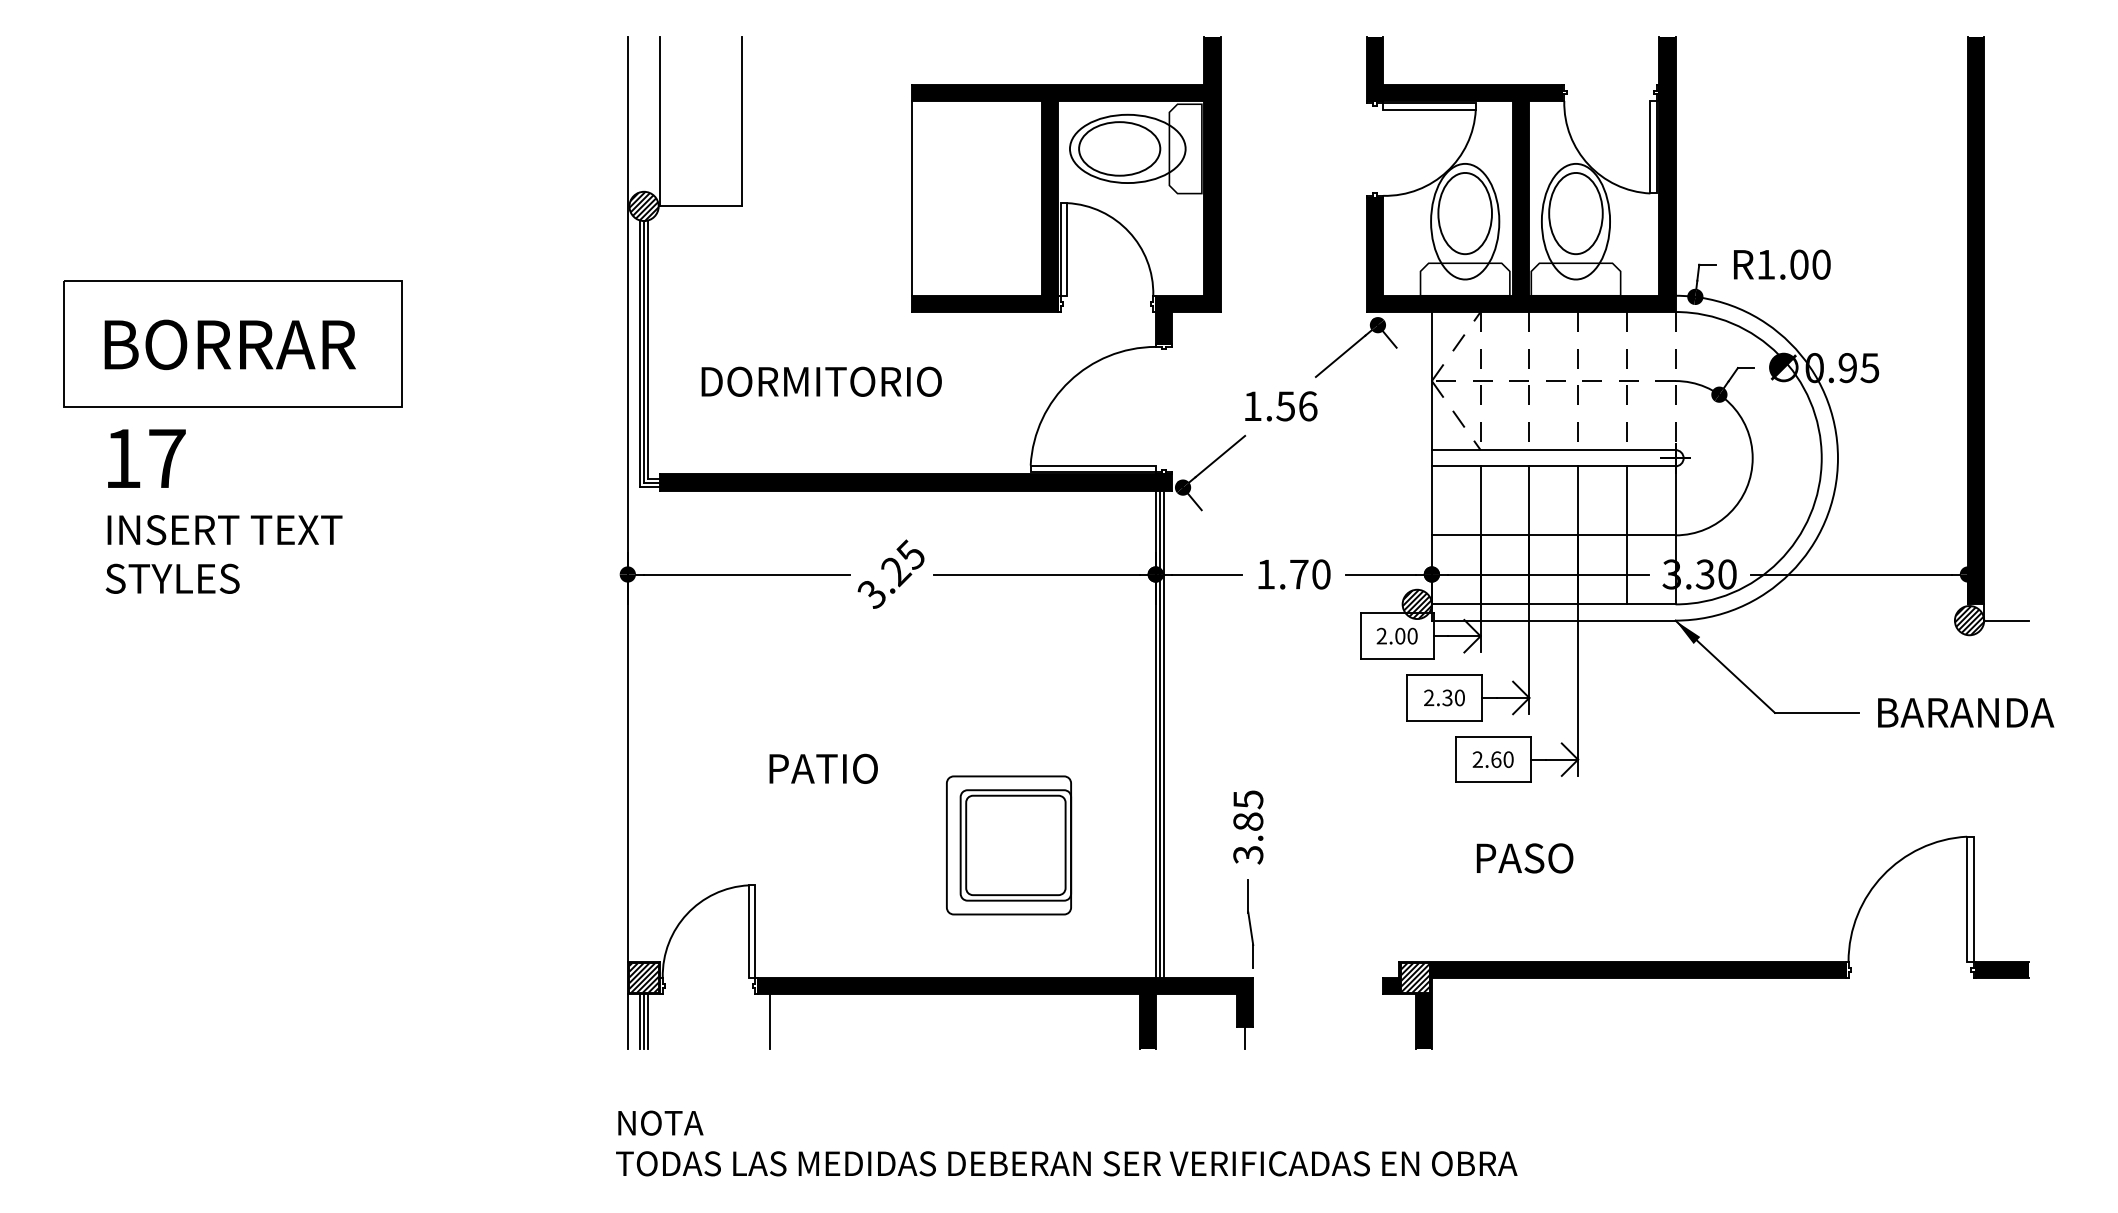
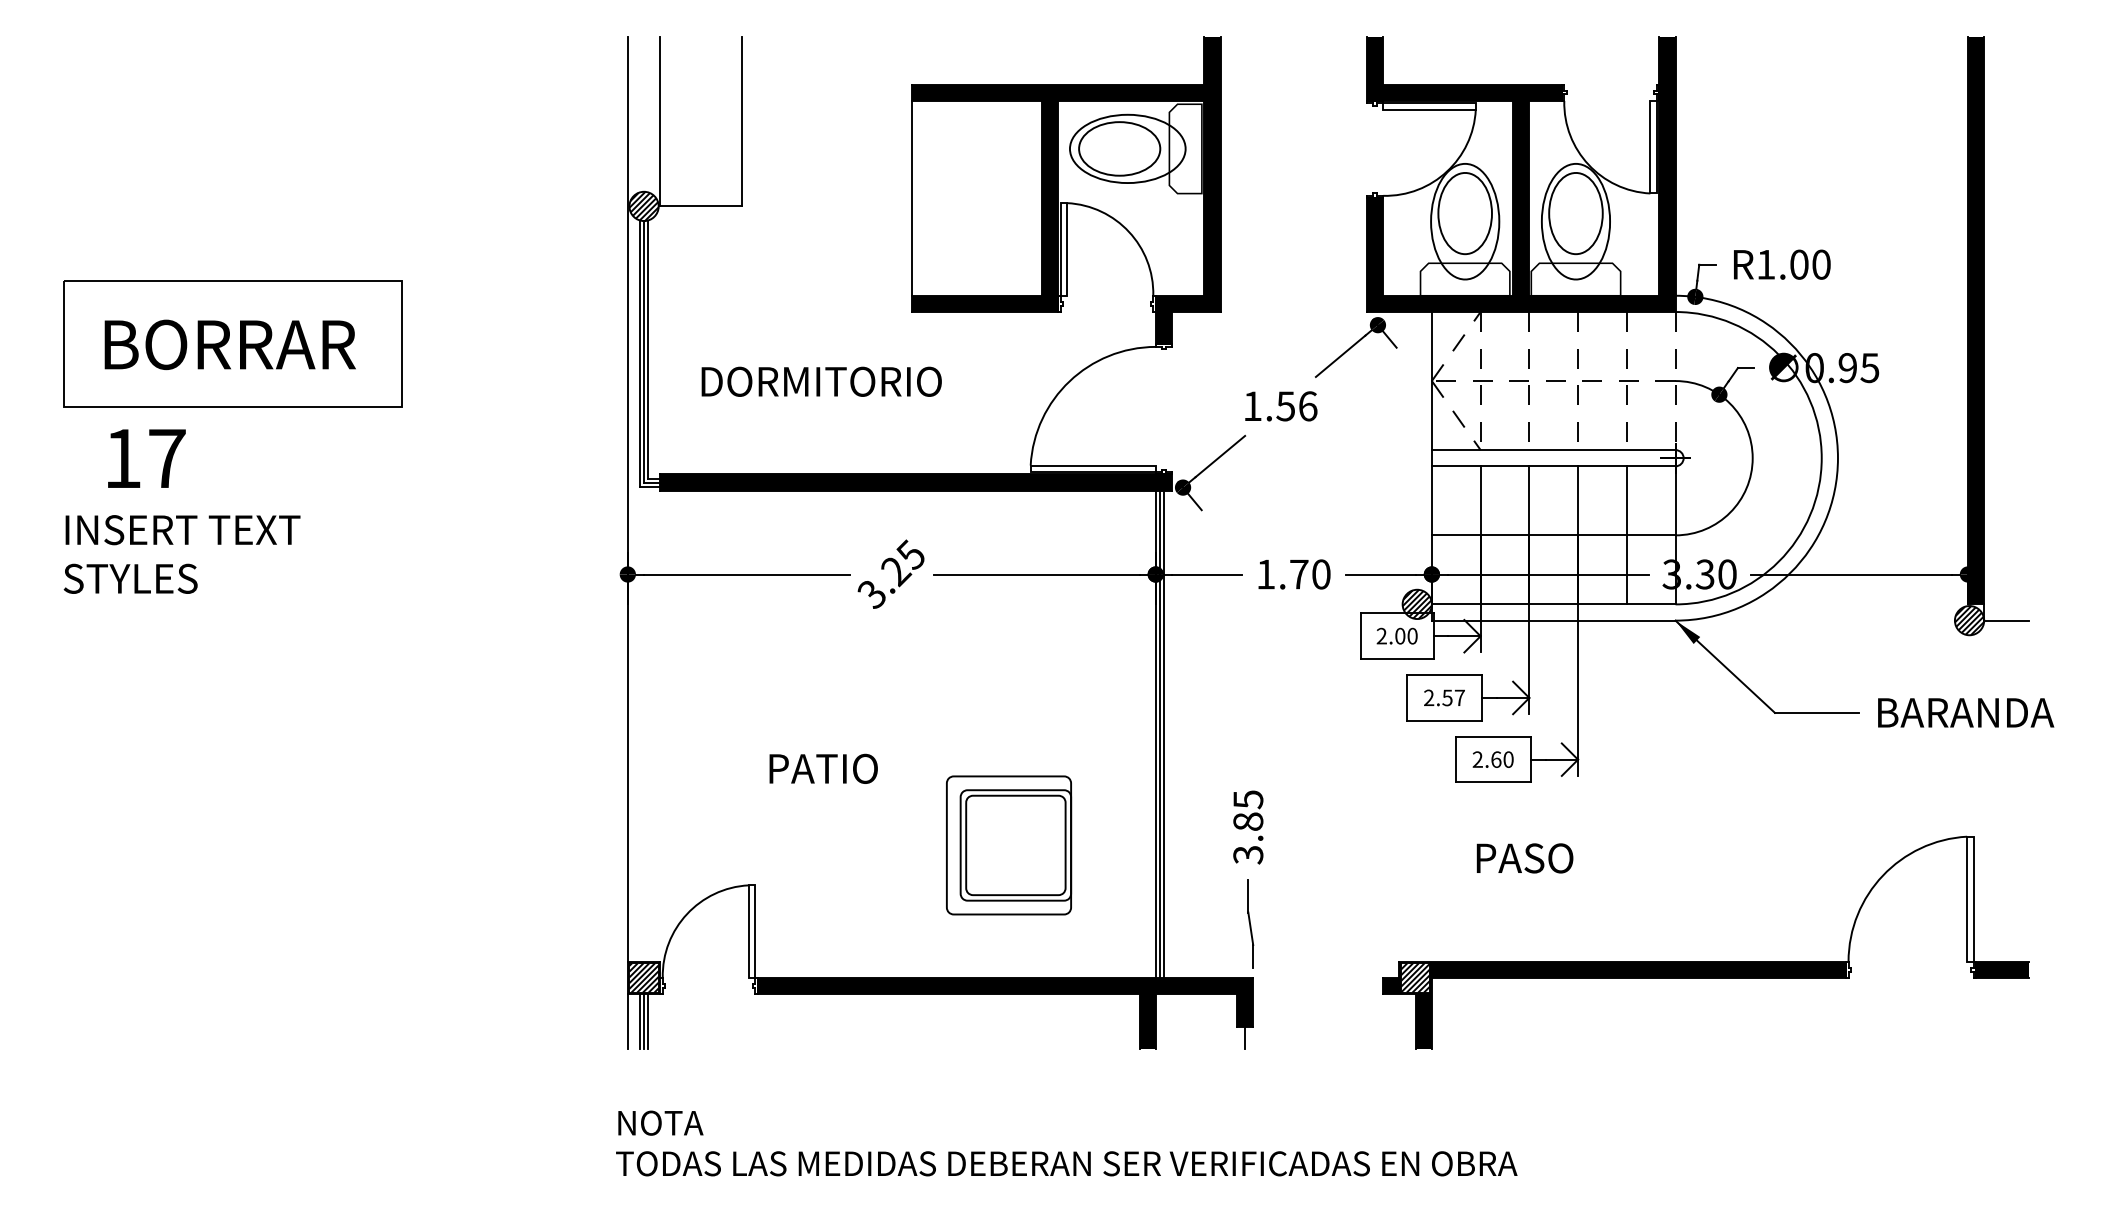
text position: (223, 554) -> (181, 554) (181, 554)
text: 2.30 -> 2.57 (1453, 697)
line: present -> none (770, 1021)
